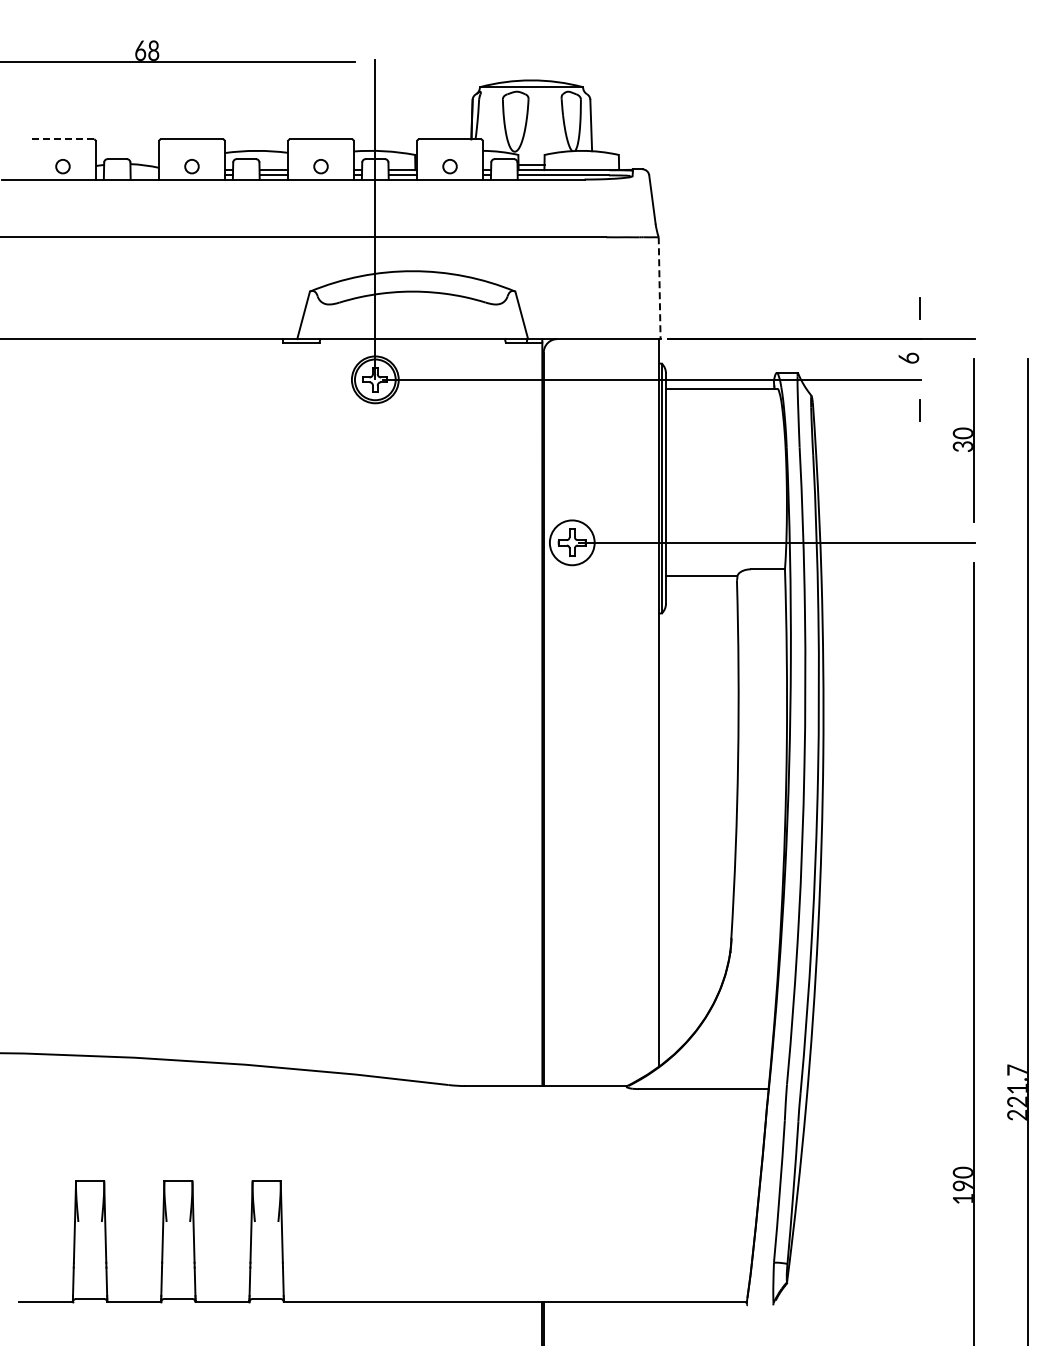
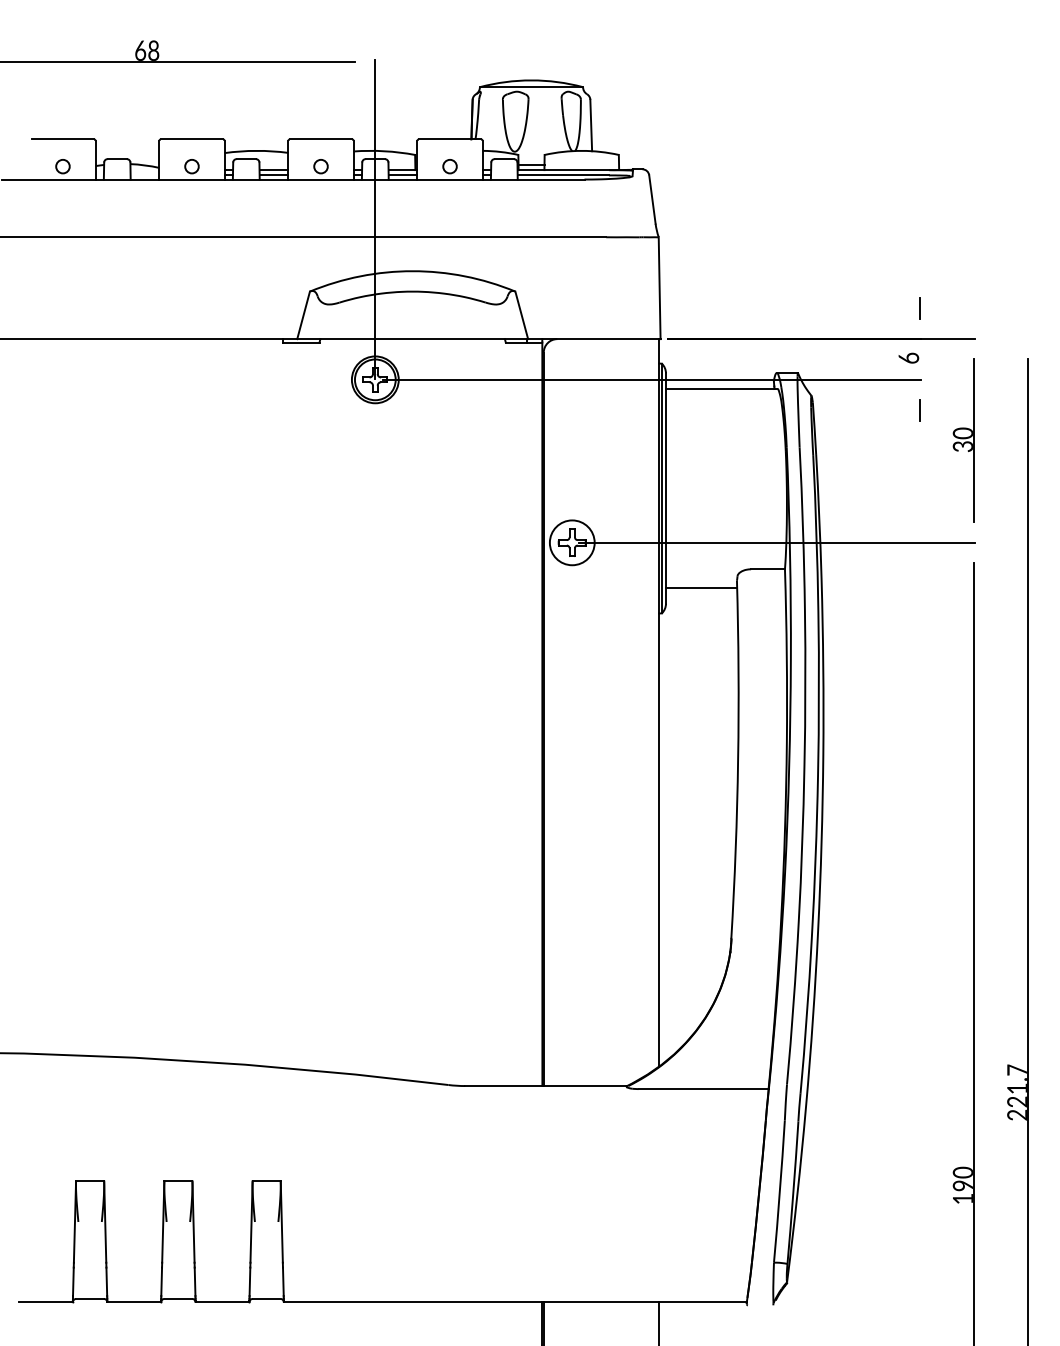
line: dashed -> solid (63, 139)
line: dashed -> solid (659, 288)
line position: (701, 576) -> (701, 588) (701, 588)
line: none -> present (659, 1322)
